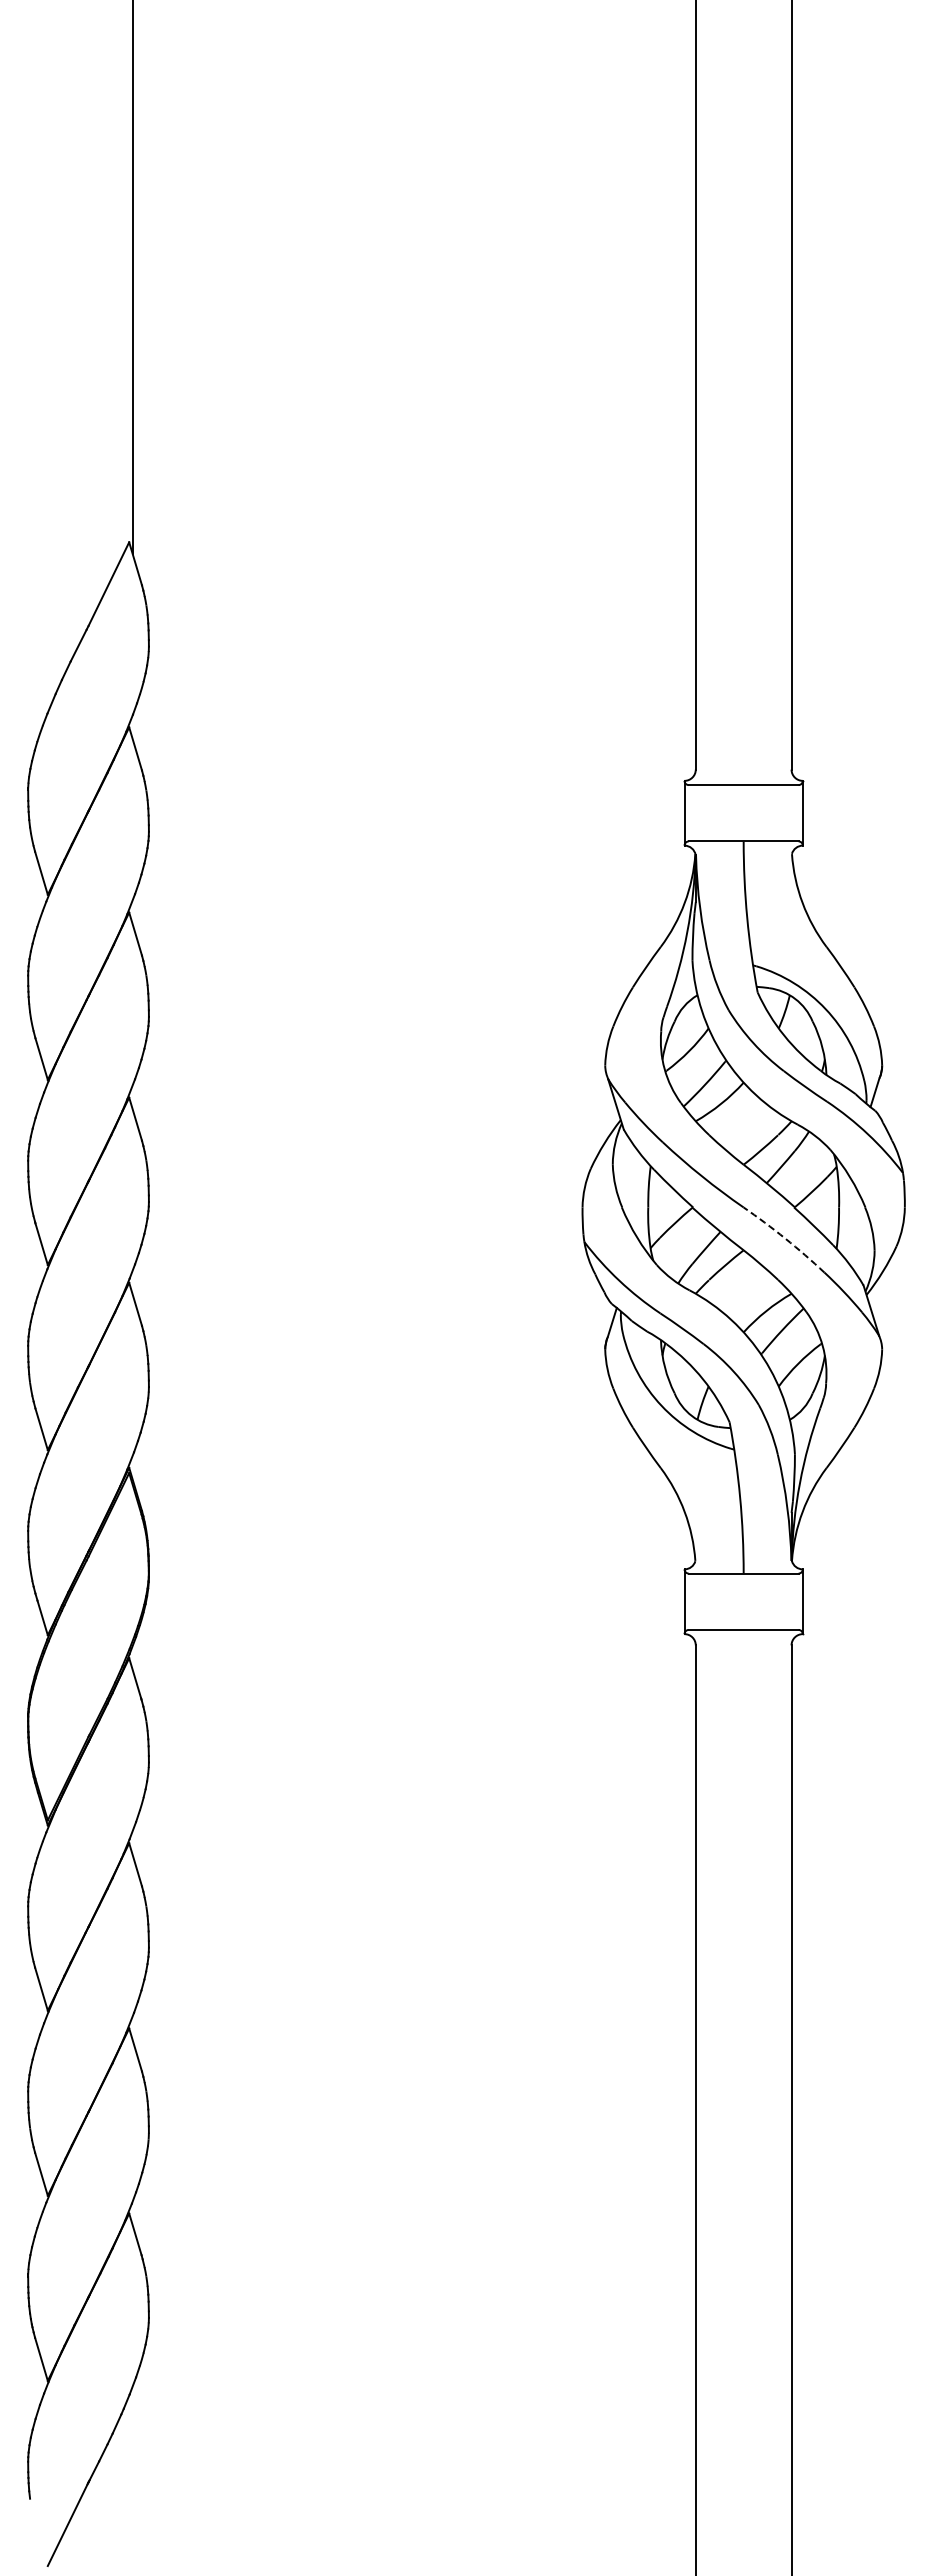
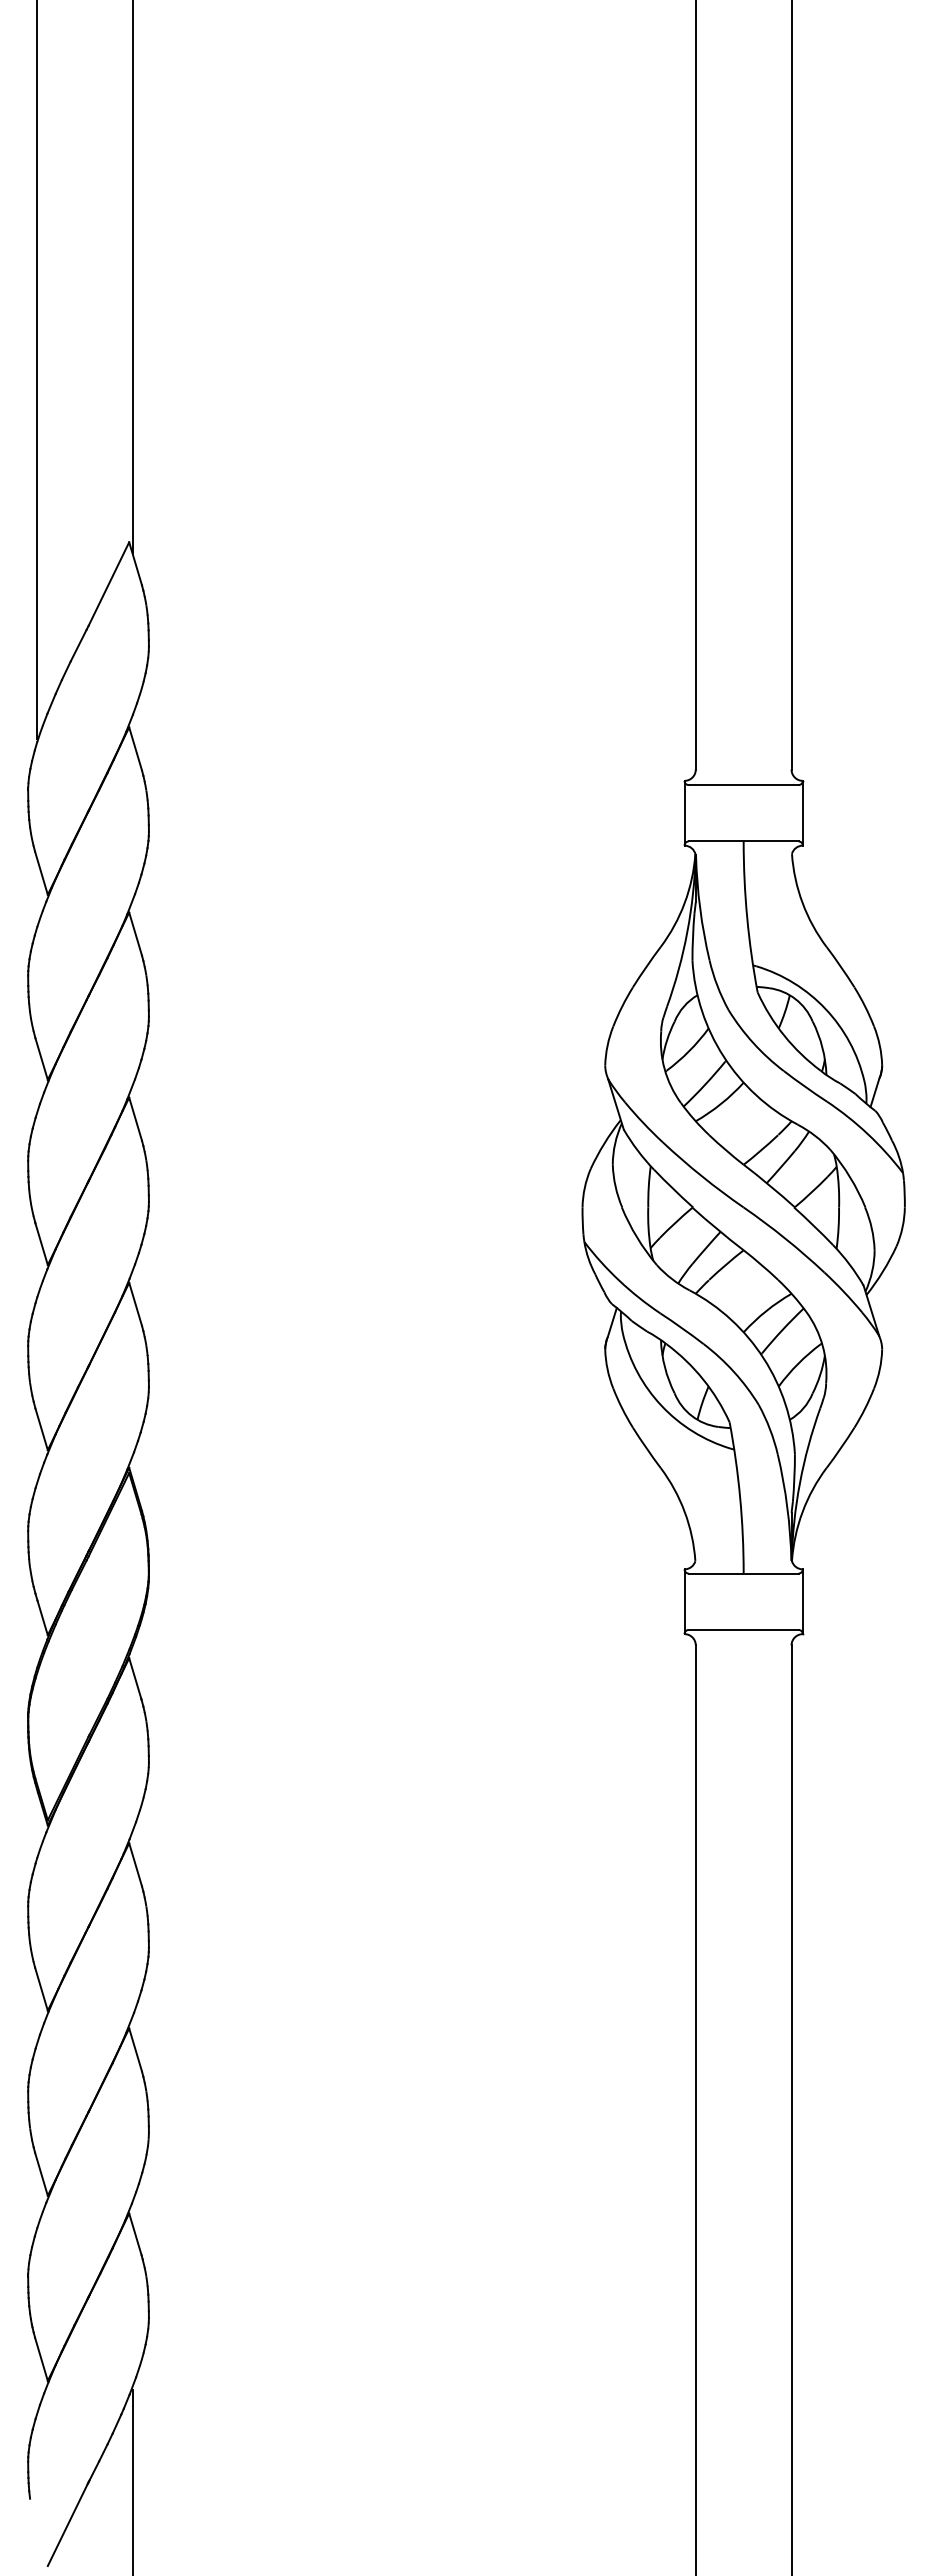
line: none -> present (36, 370)
arc: dashed -> solid (785, 1238)
line: none -> present (132, 2480)
